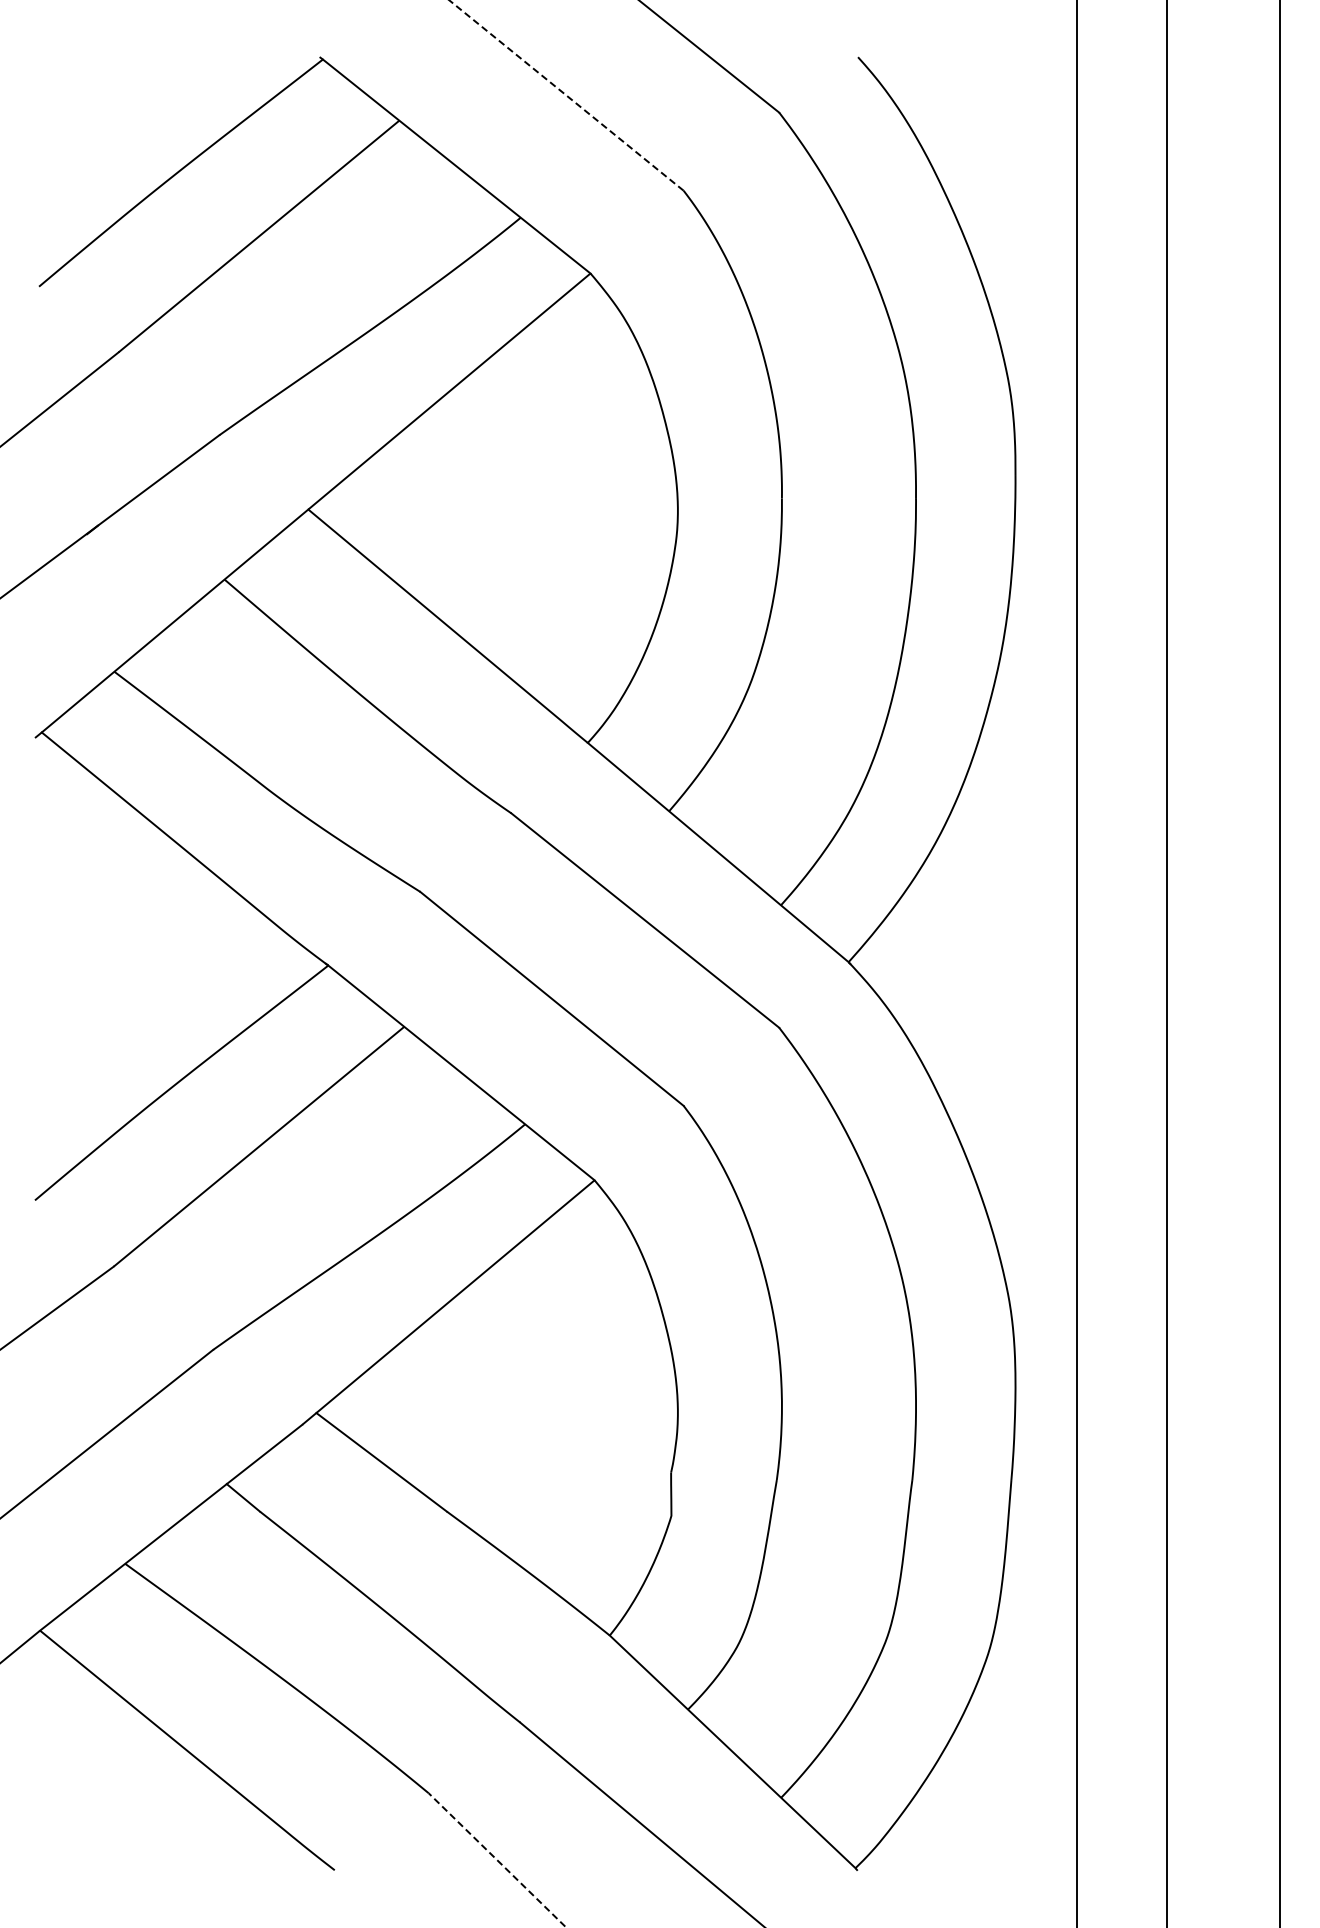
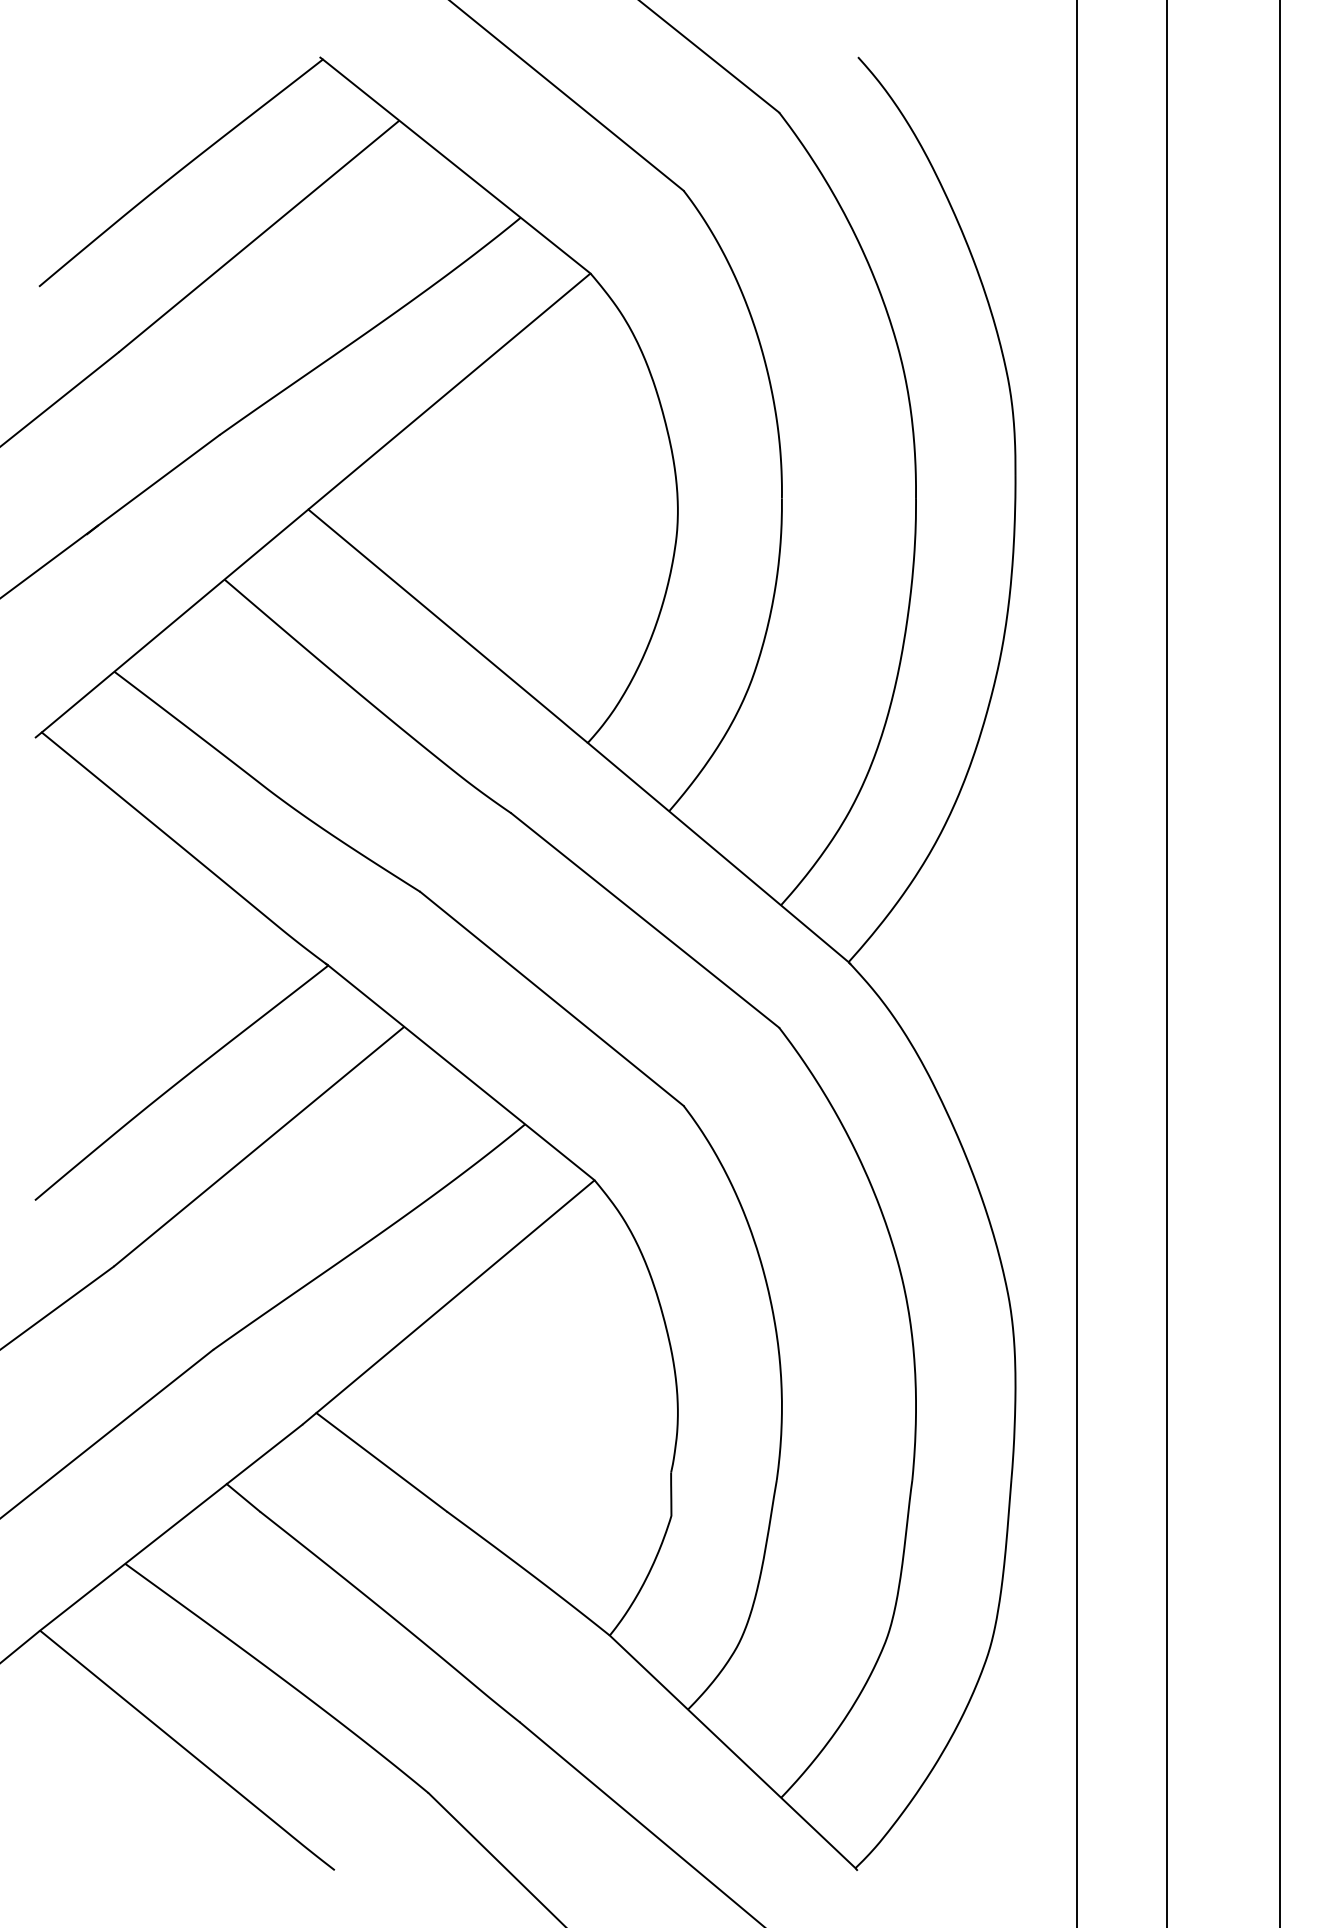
line: dashed -> solid (565, 95)
line: dashed -> solid (497, 1860)
